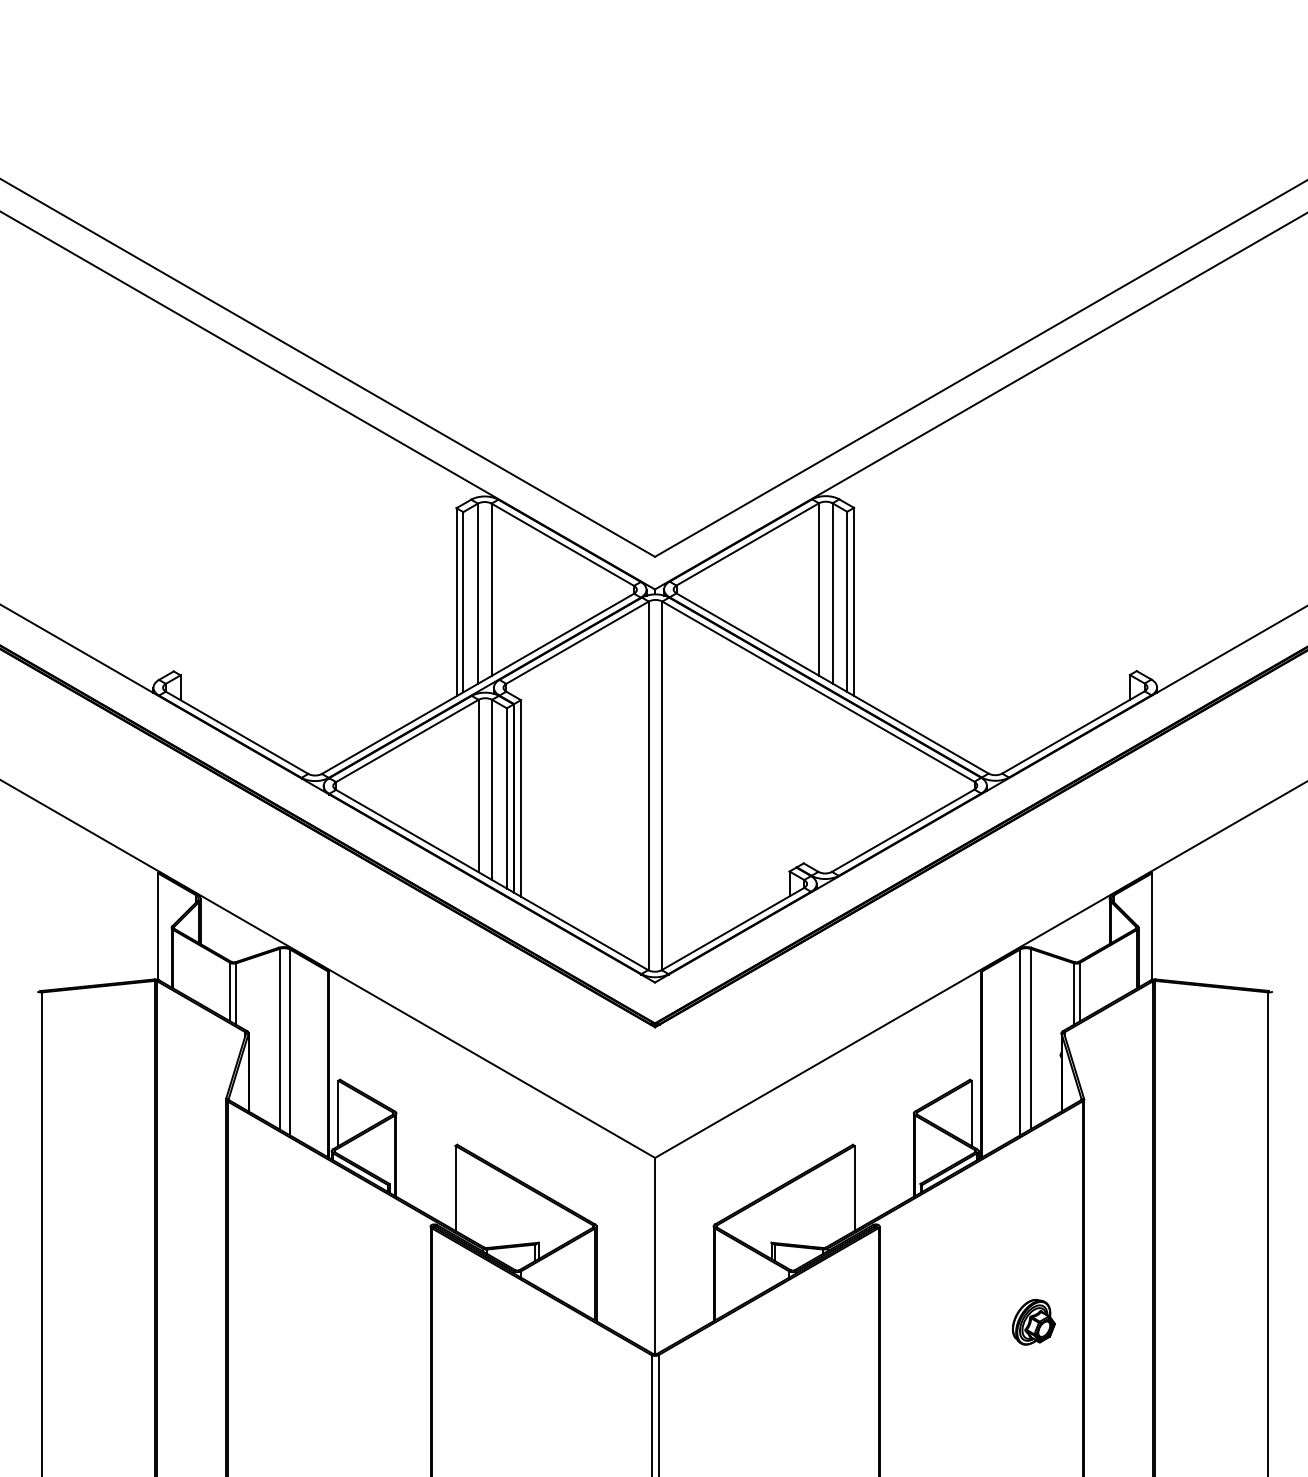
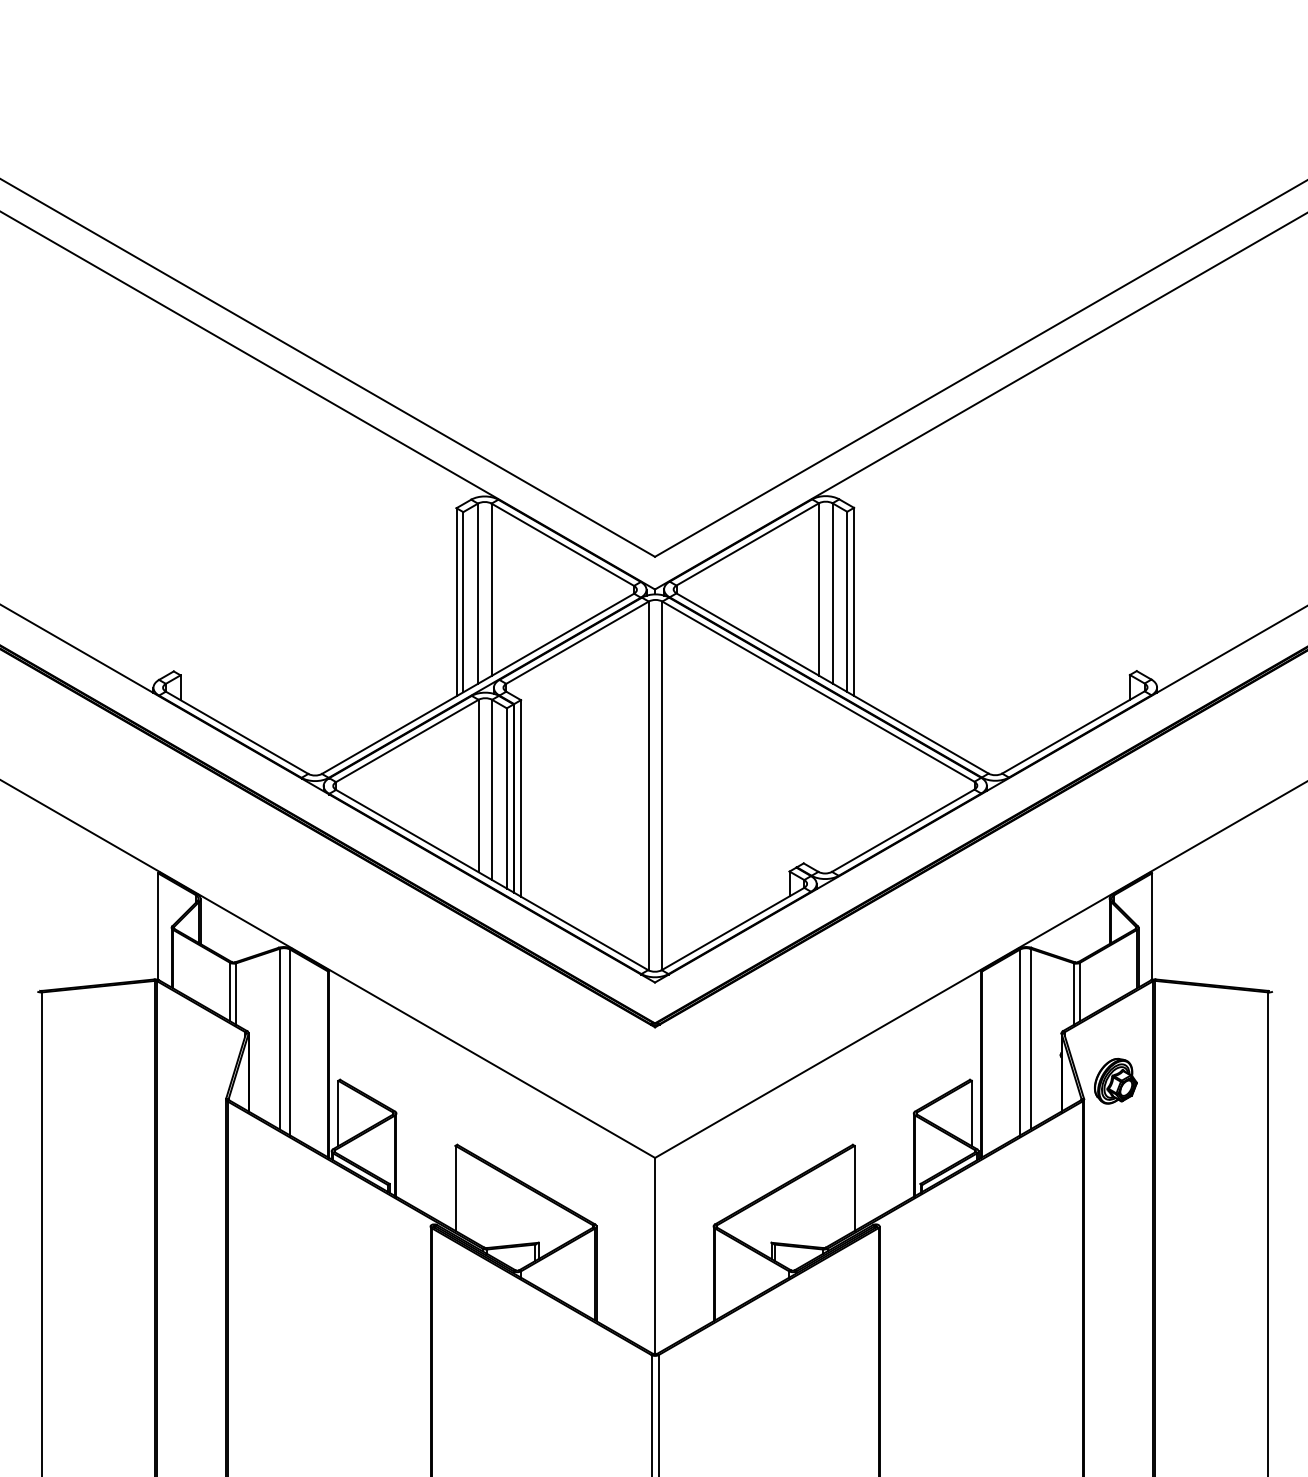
part position: (1033, 1321) -> (1115, 1080) (1115, 1080)
